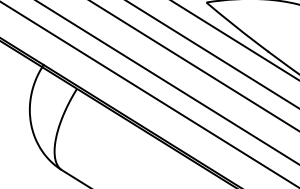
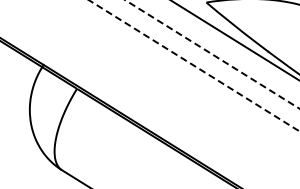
line: solid -> dashed (212, 54)
line: solid -> dashed (194, 65)
line: present -> none (167, 82)
line: present -> none (148, 94)
